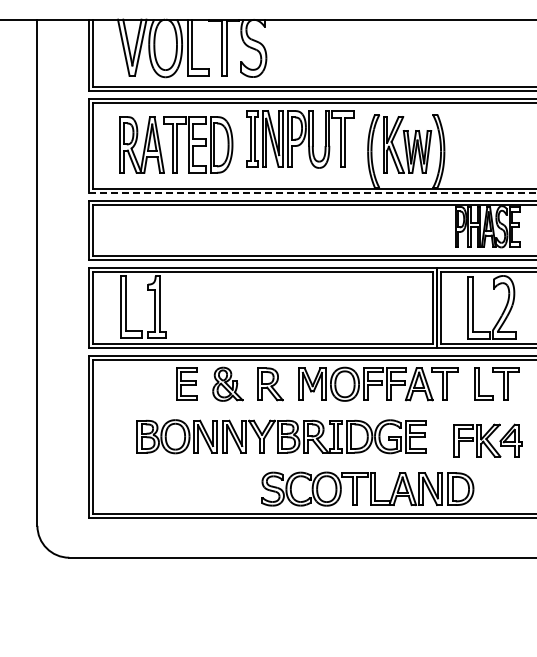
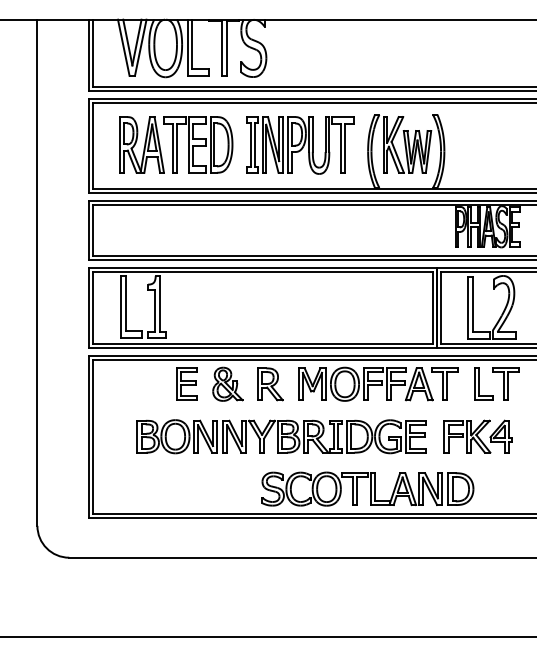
part position: (300, 139) -> (300, 145) (300, 145)
line: dashed -> solid (313, 193)
part position: (487, 440) -> (477, 436) (477, 436)
line: none -> present (267, 637)
